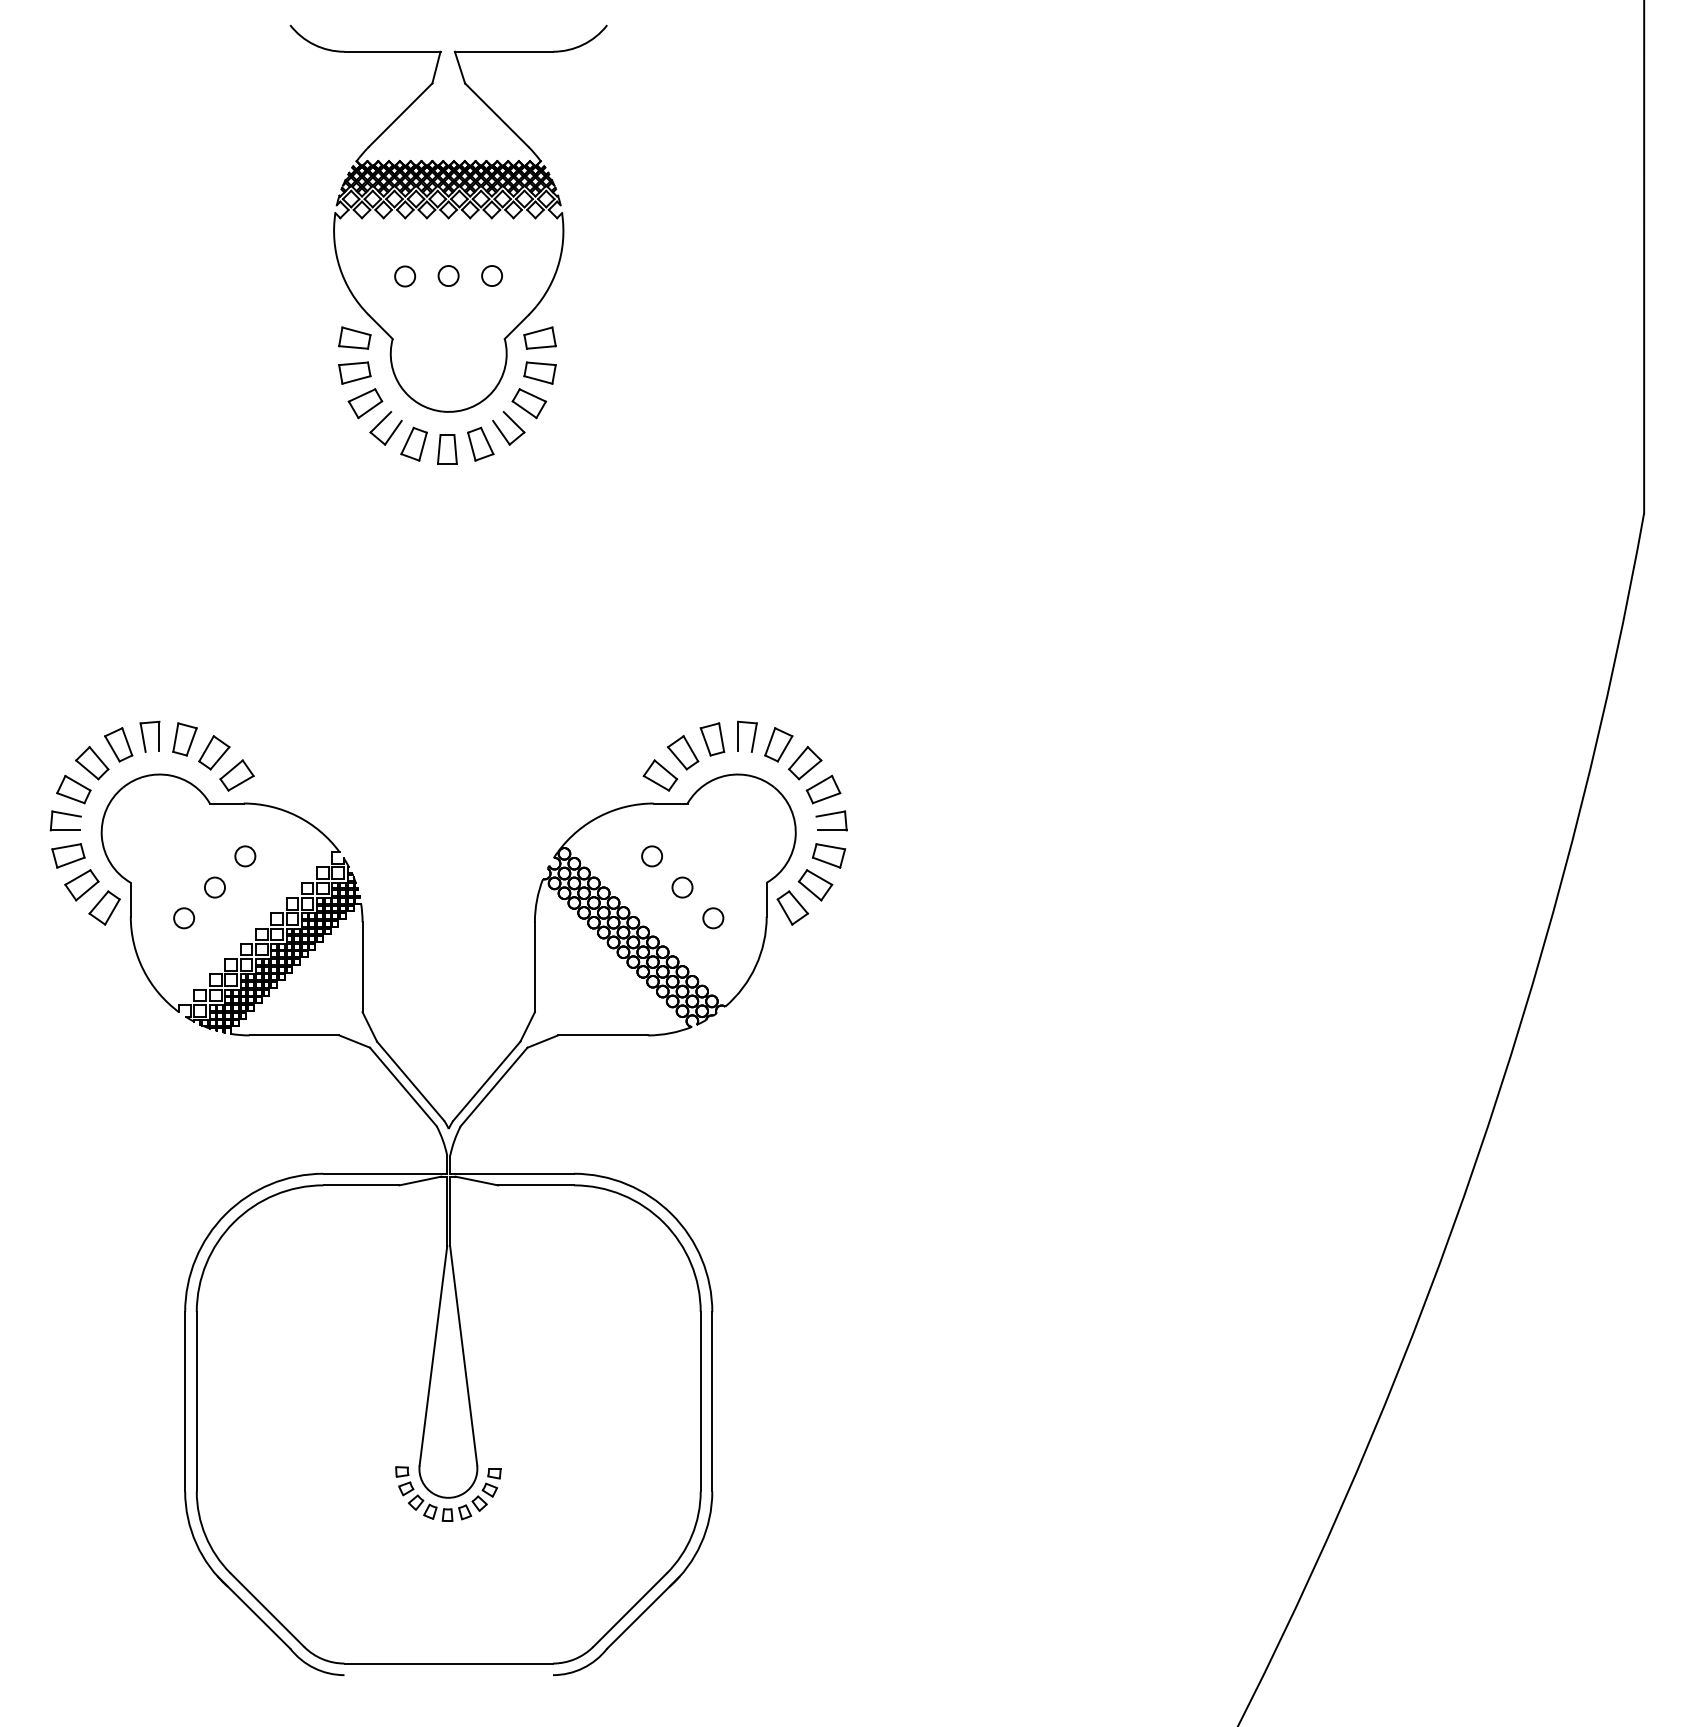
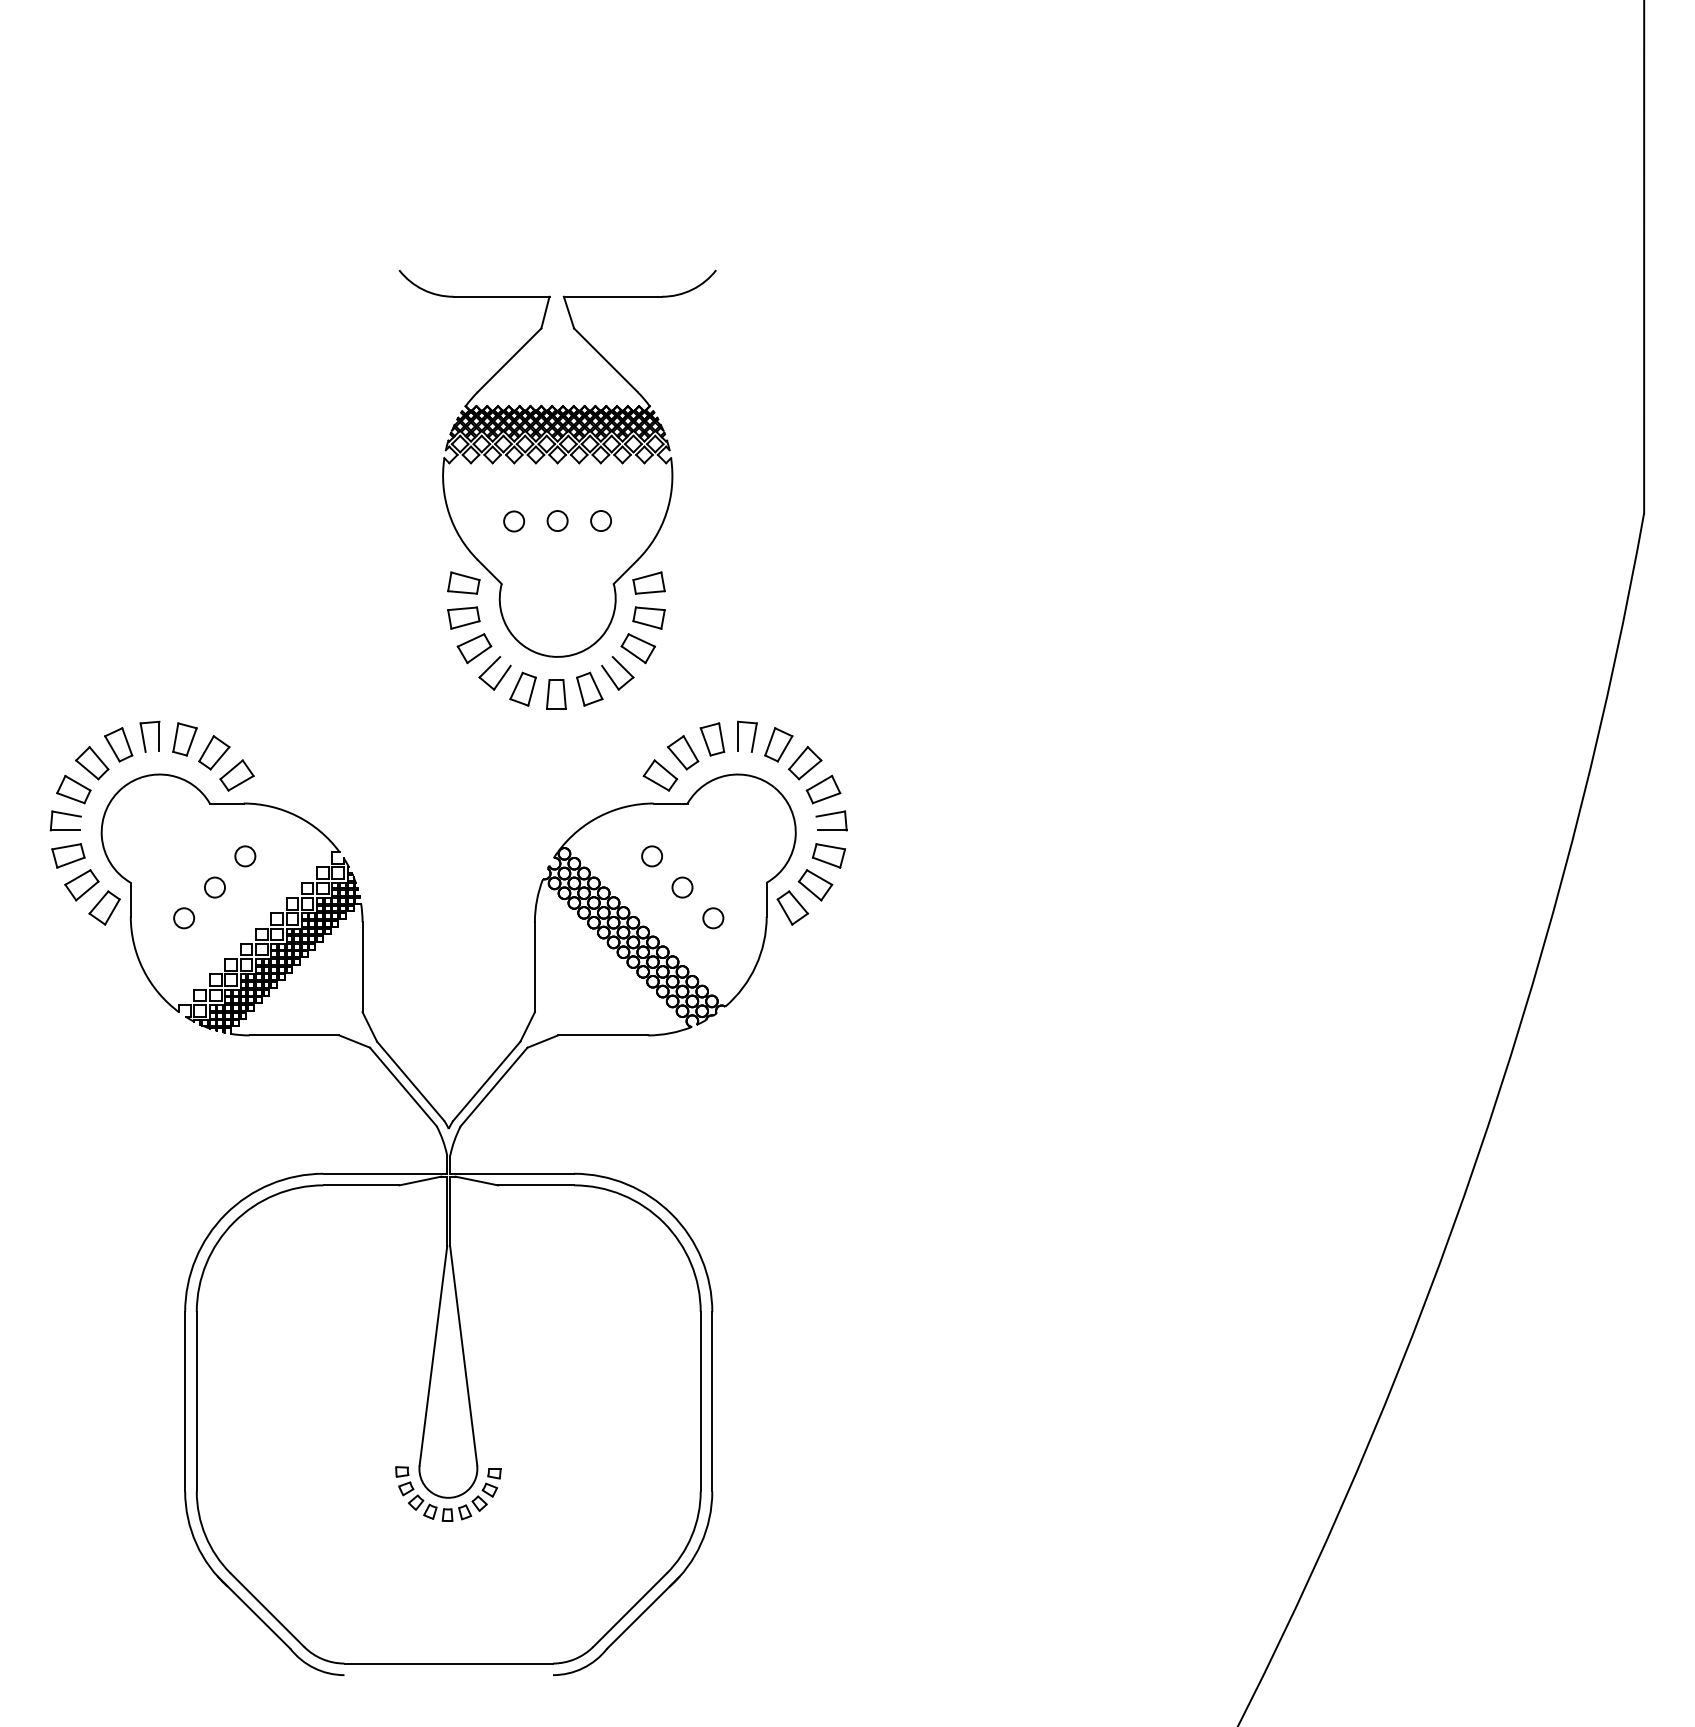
part position: (448, 244) -> (557, 489) (557, 489)
